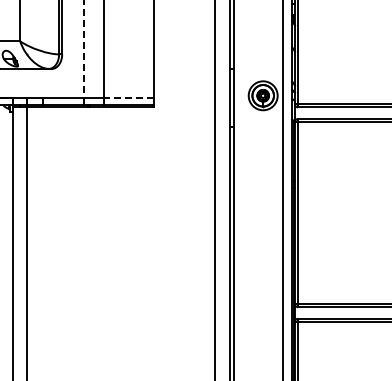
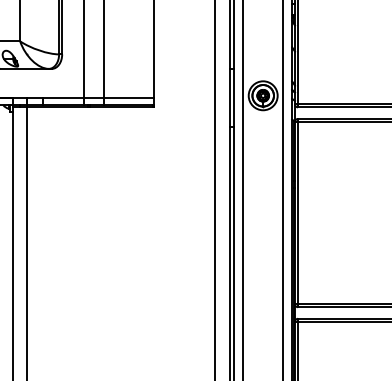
line: dashed -> solid (83, 49)
line: dashed -> solid (129, 97)
line: none -> present (242, 189)
